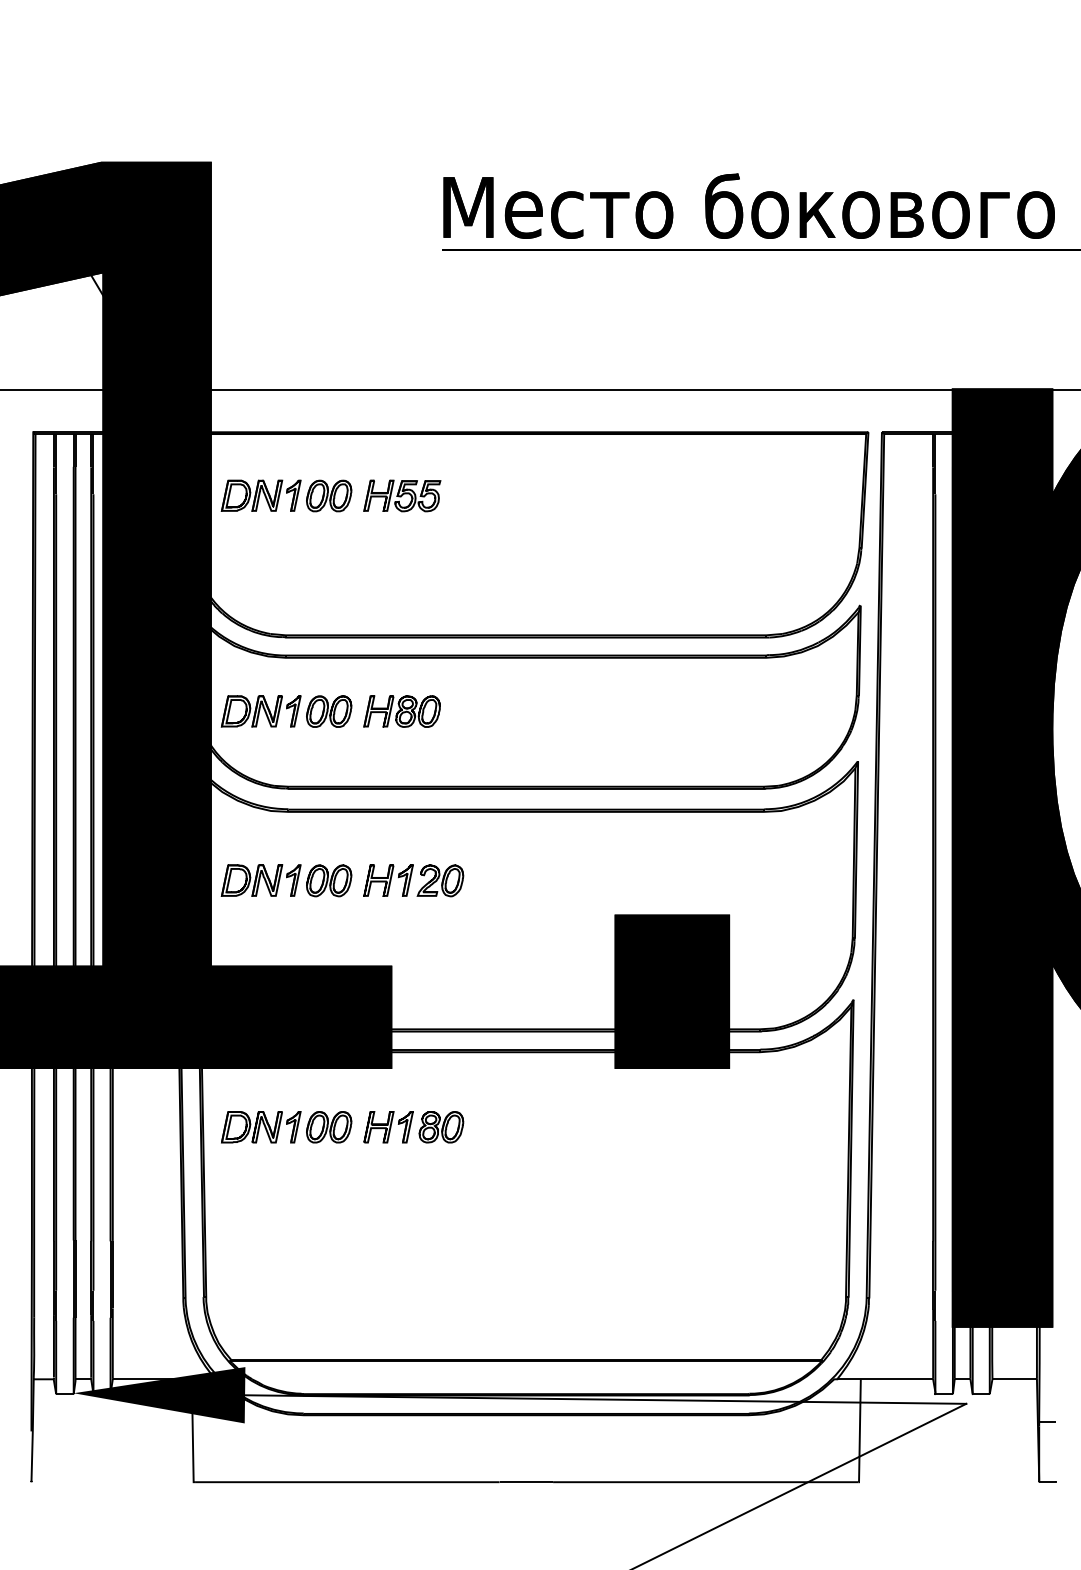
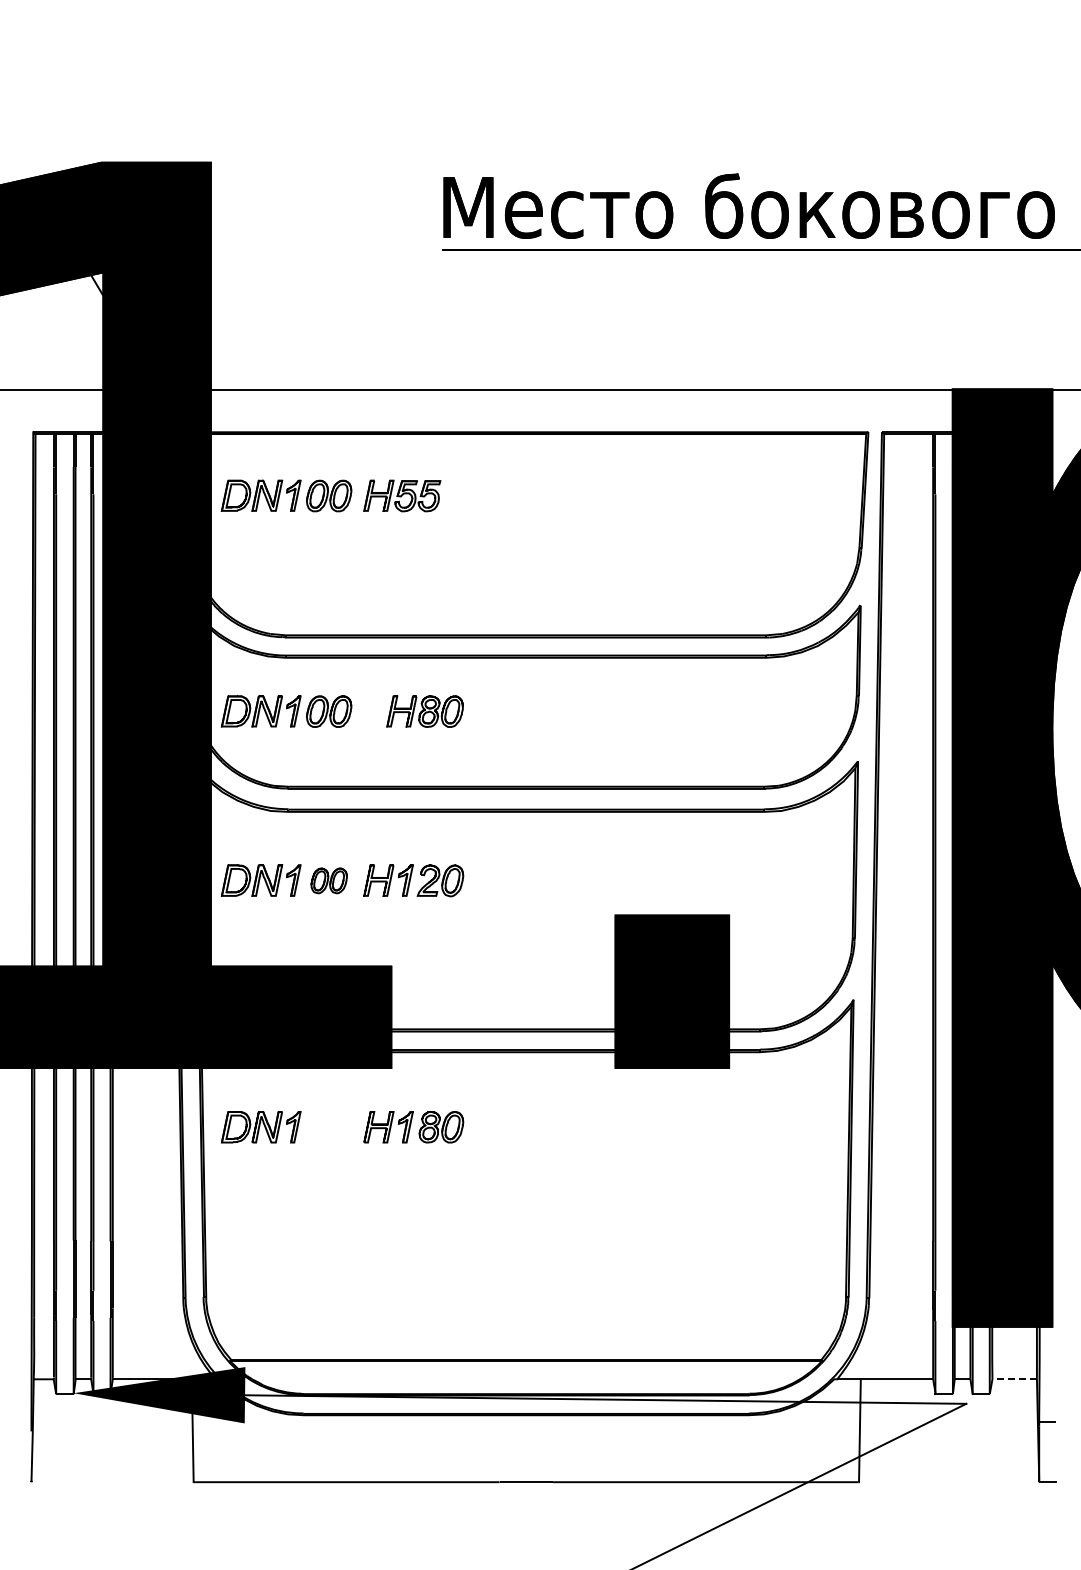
part position: (401, 711) -> (424, 711) (424, 711)
part size: 47x34 px -> 38x28 px (328, 880)
part: present -> none (329, 1127)
line: solid -> dashed (1014, 1379)
